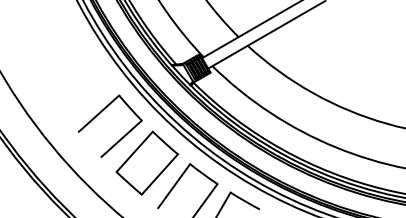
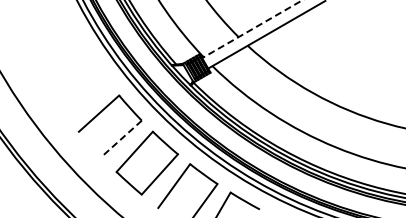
line: solid -> dashed (252, 29)
line: solid -> dashed (121, 139)
